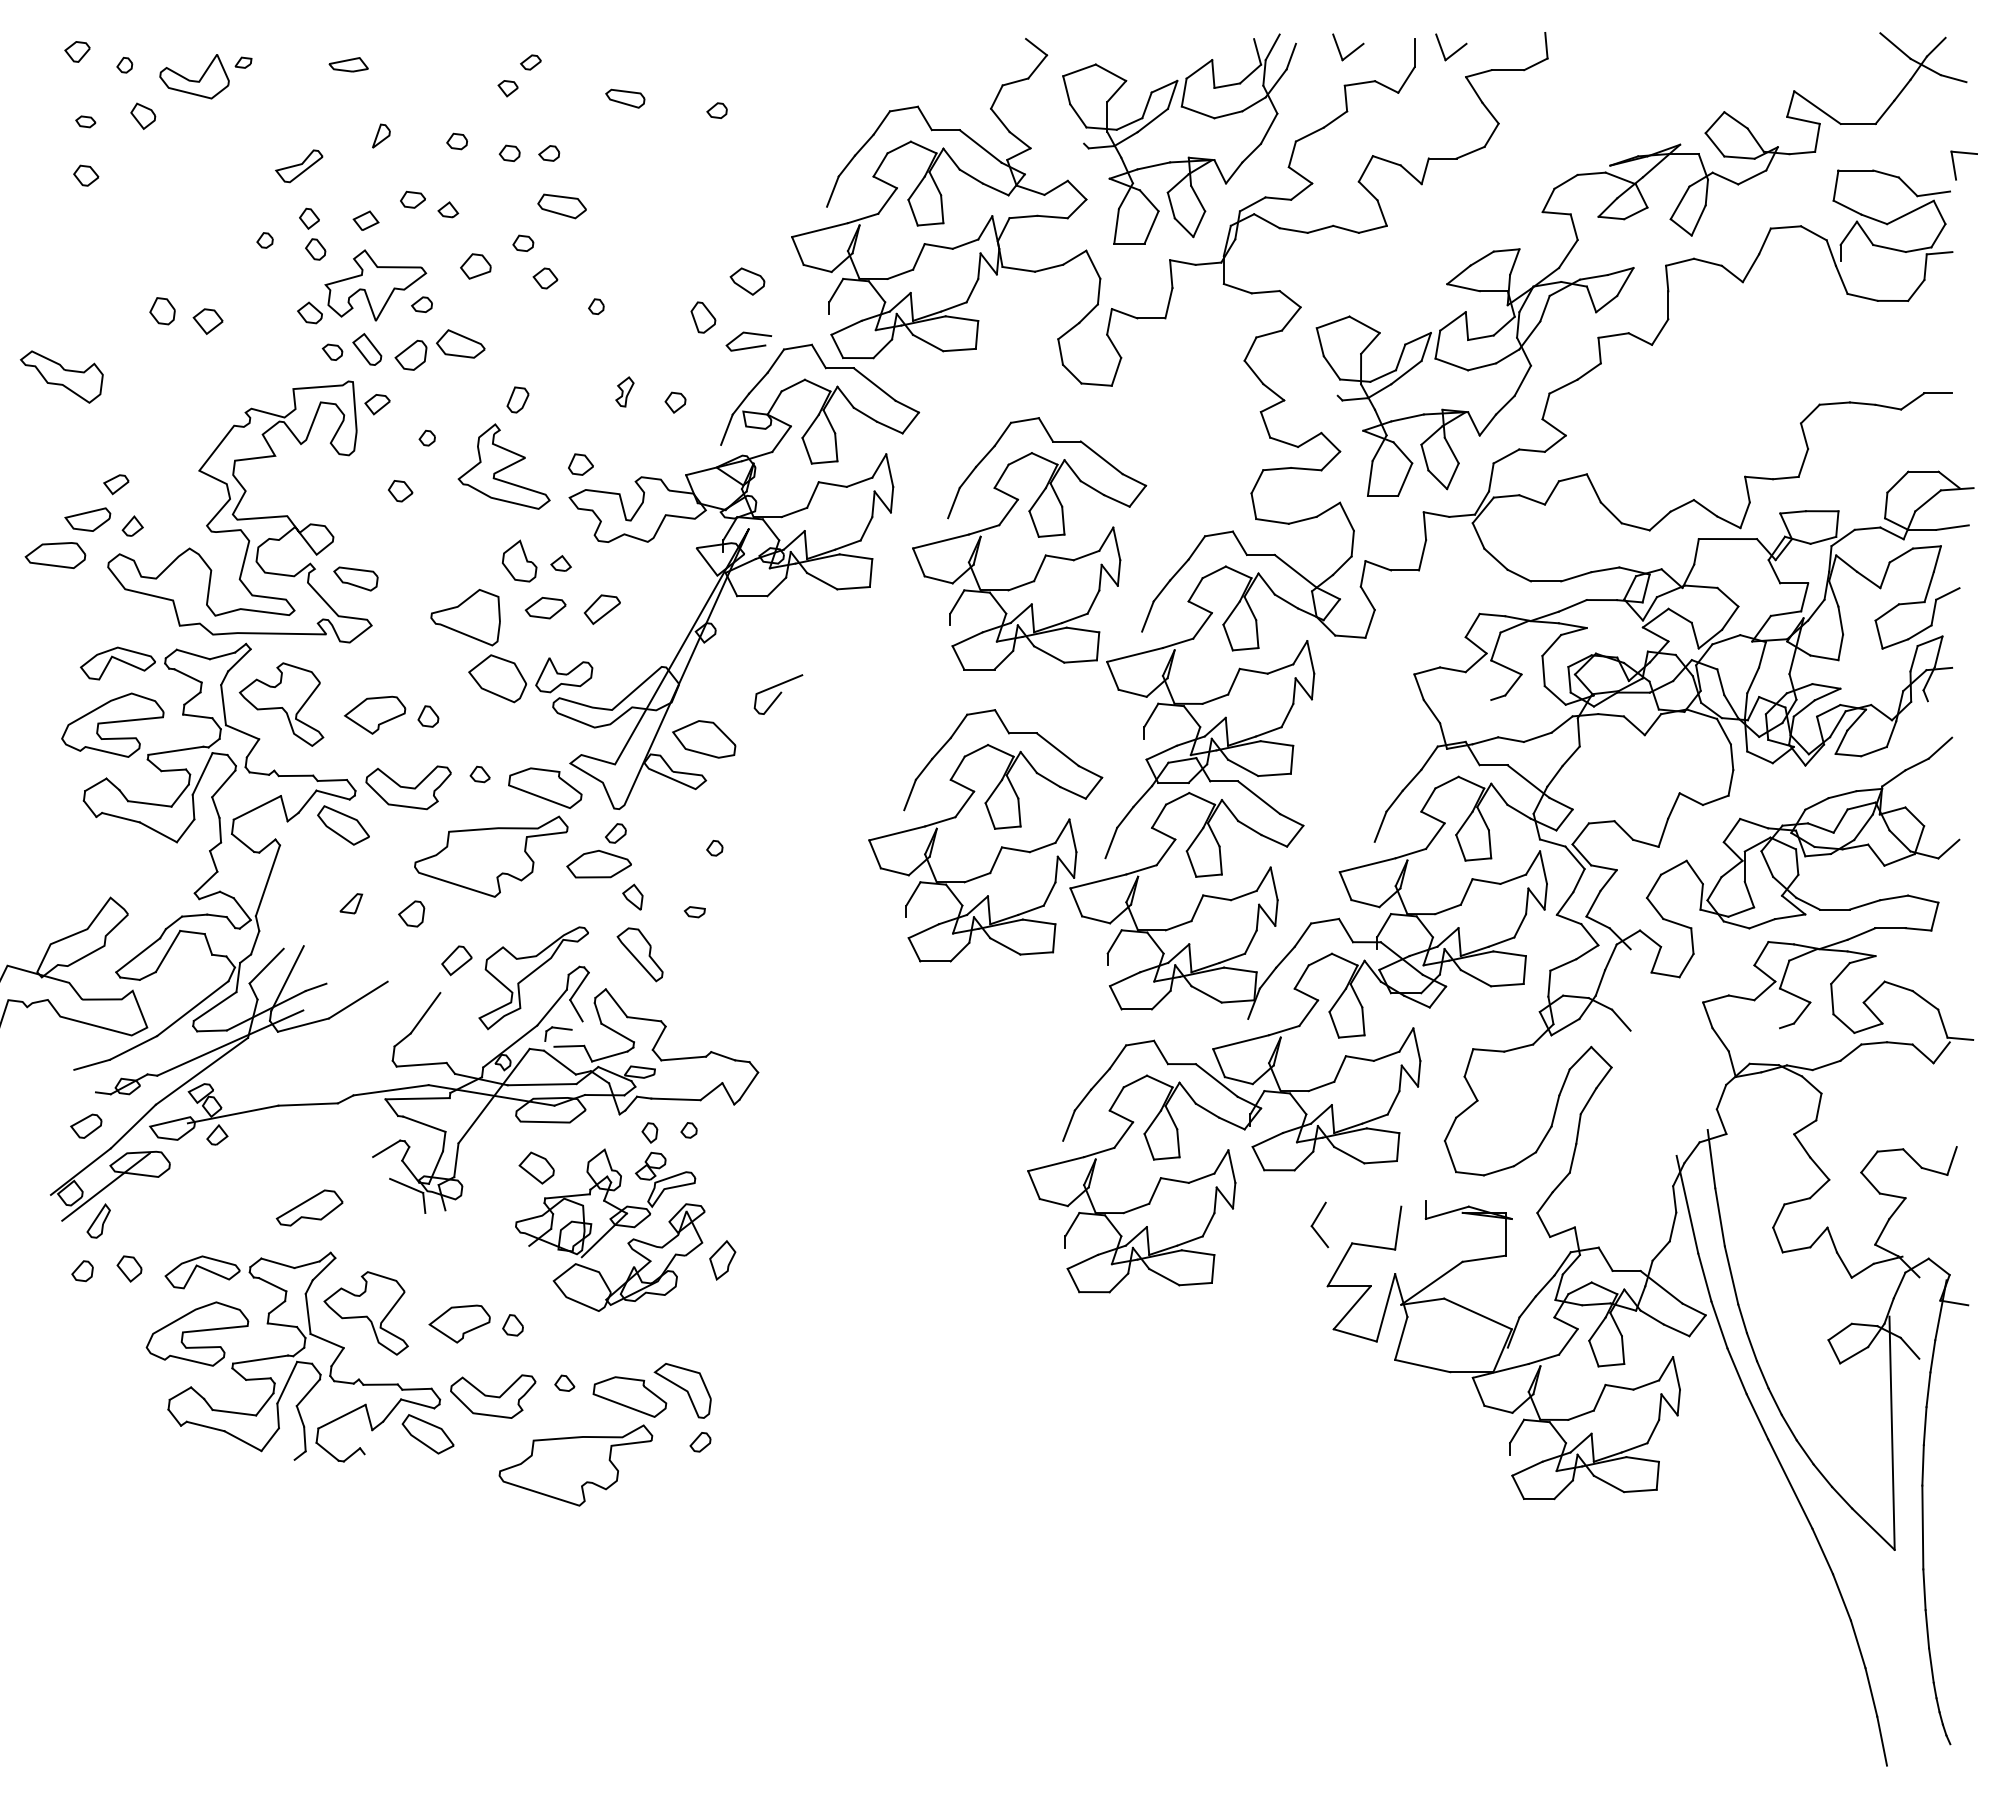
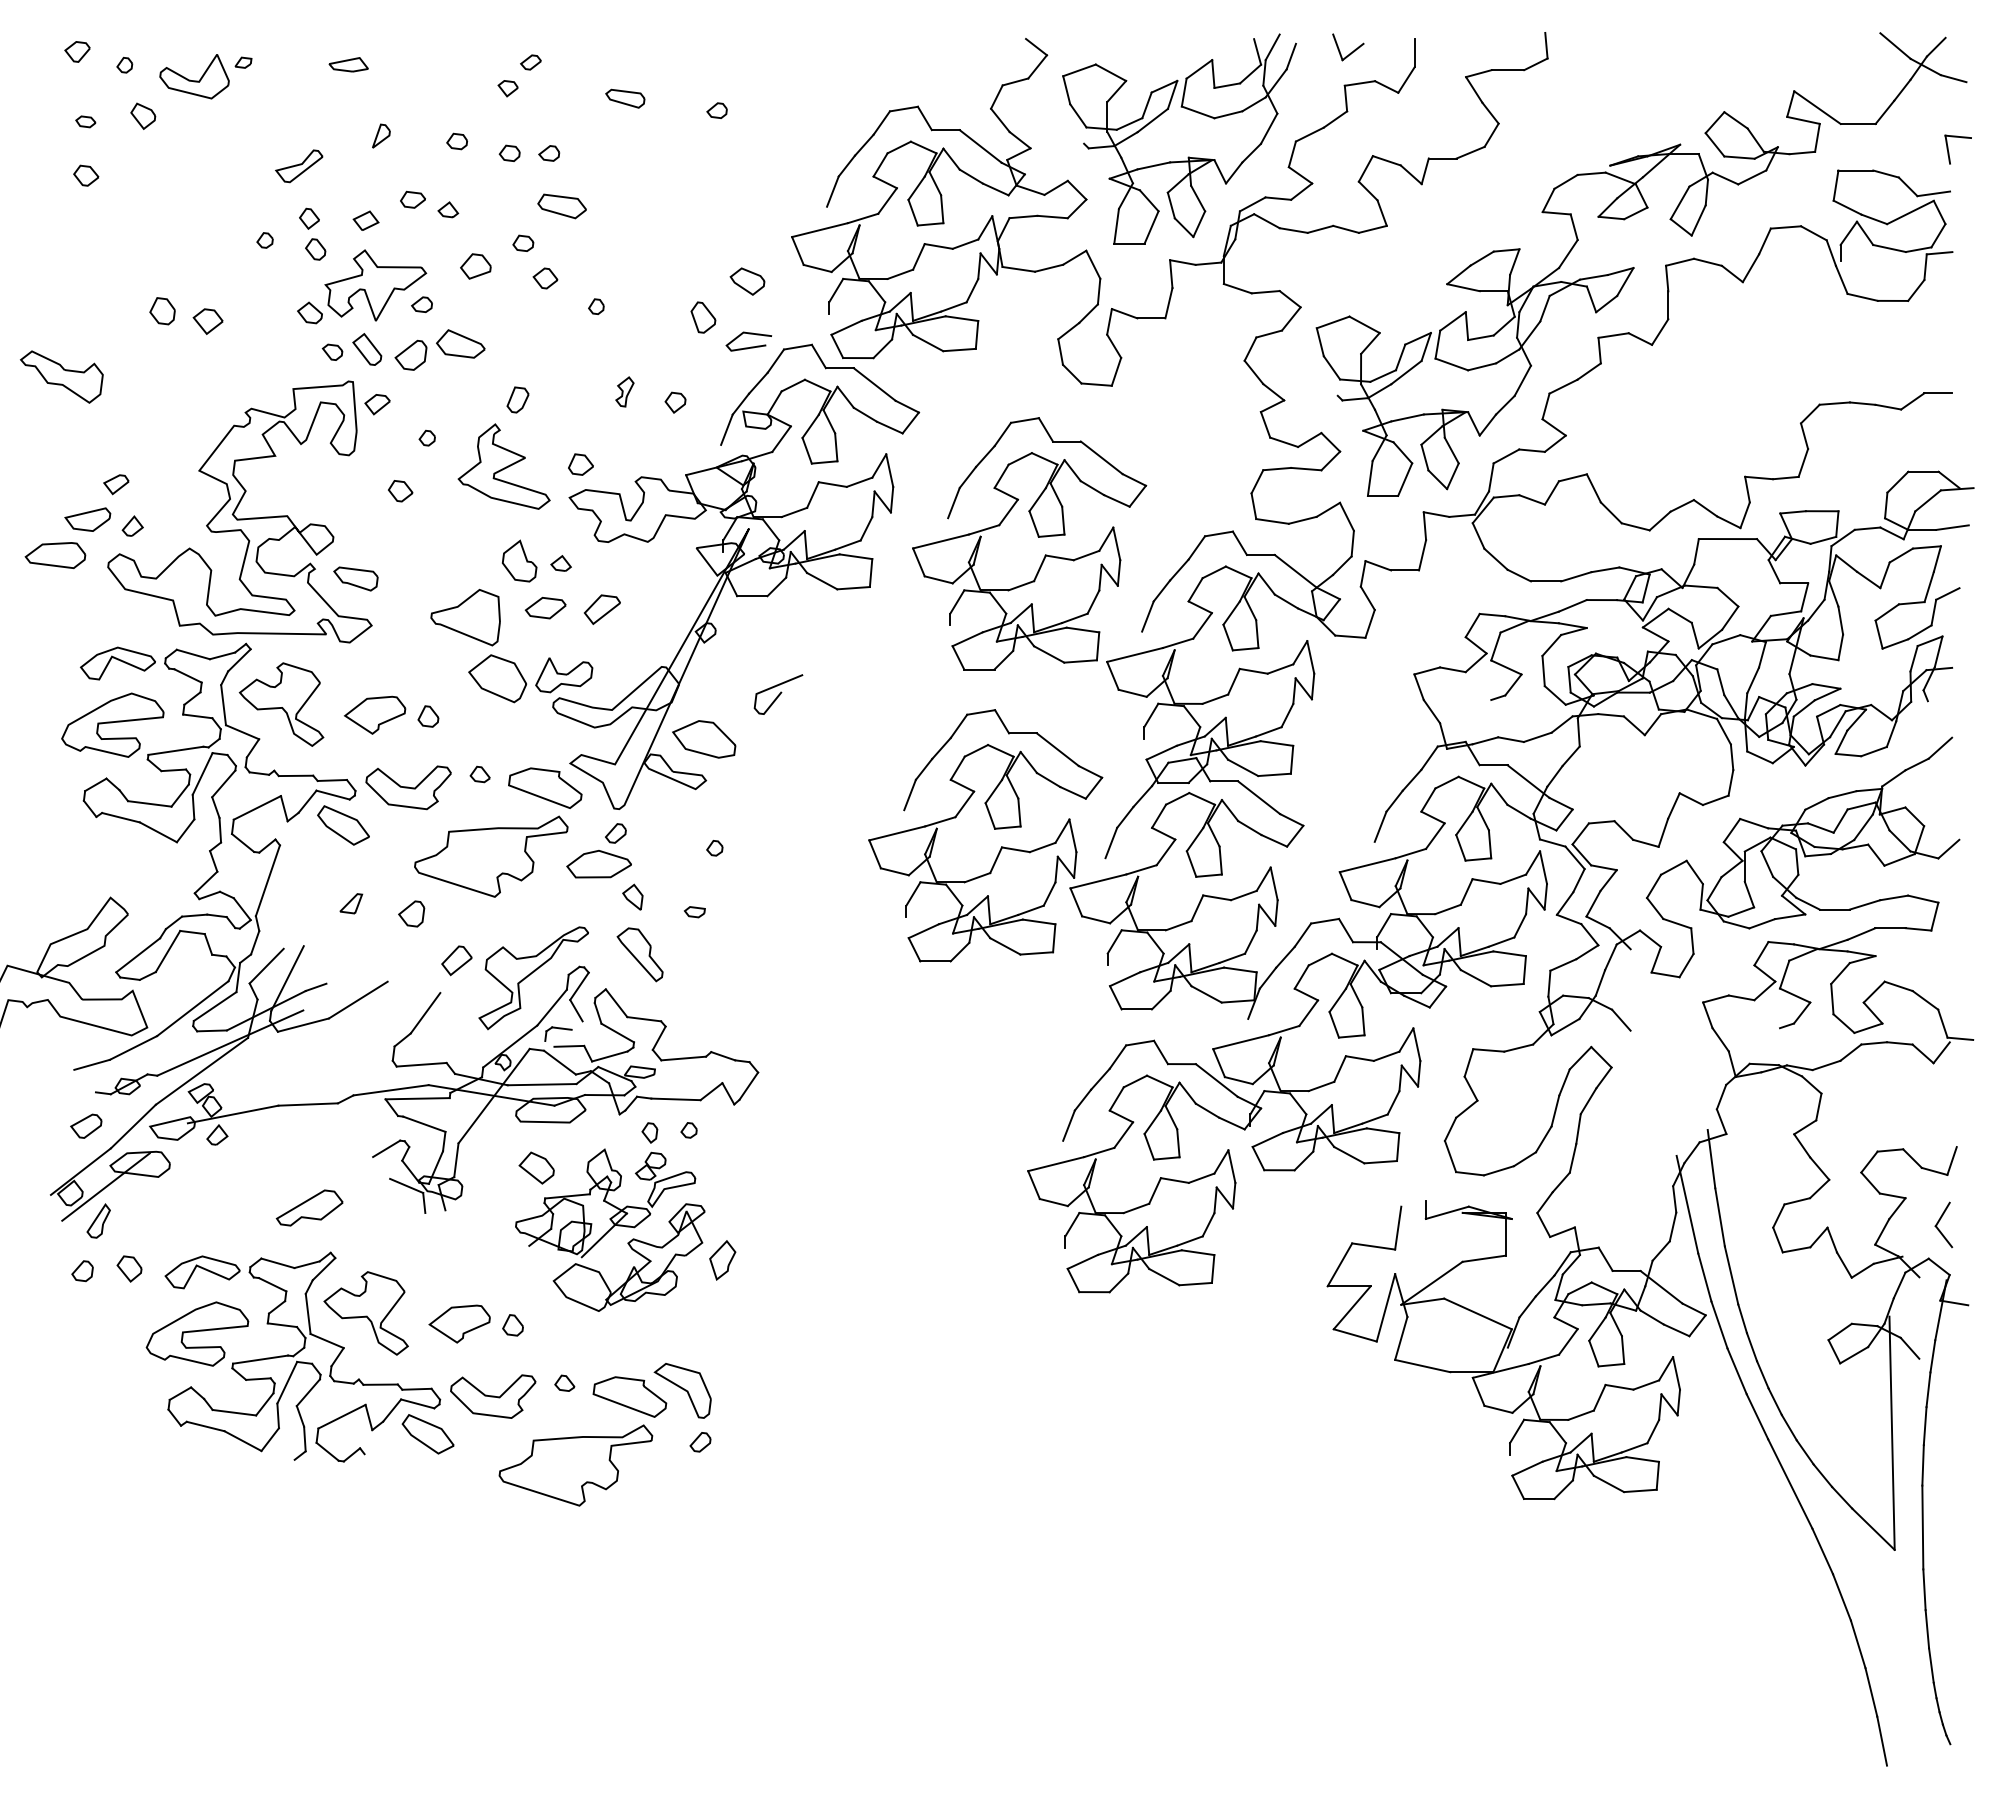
part: present -> none (1451, 47)
part position: (1955, 168) -> (1949, 152) (1949, 152)
part position: (1319, 1224) -> (1943, 1224) (1943, 1224)
